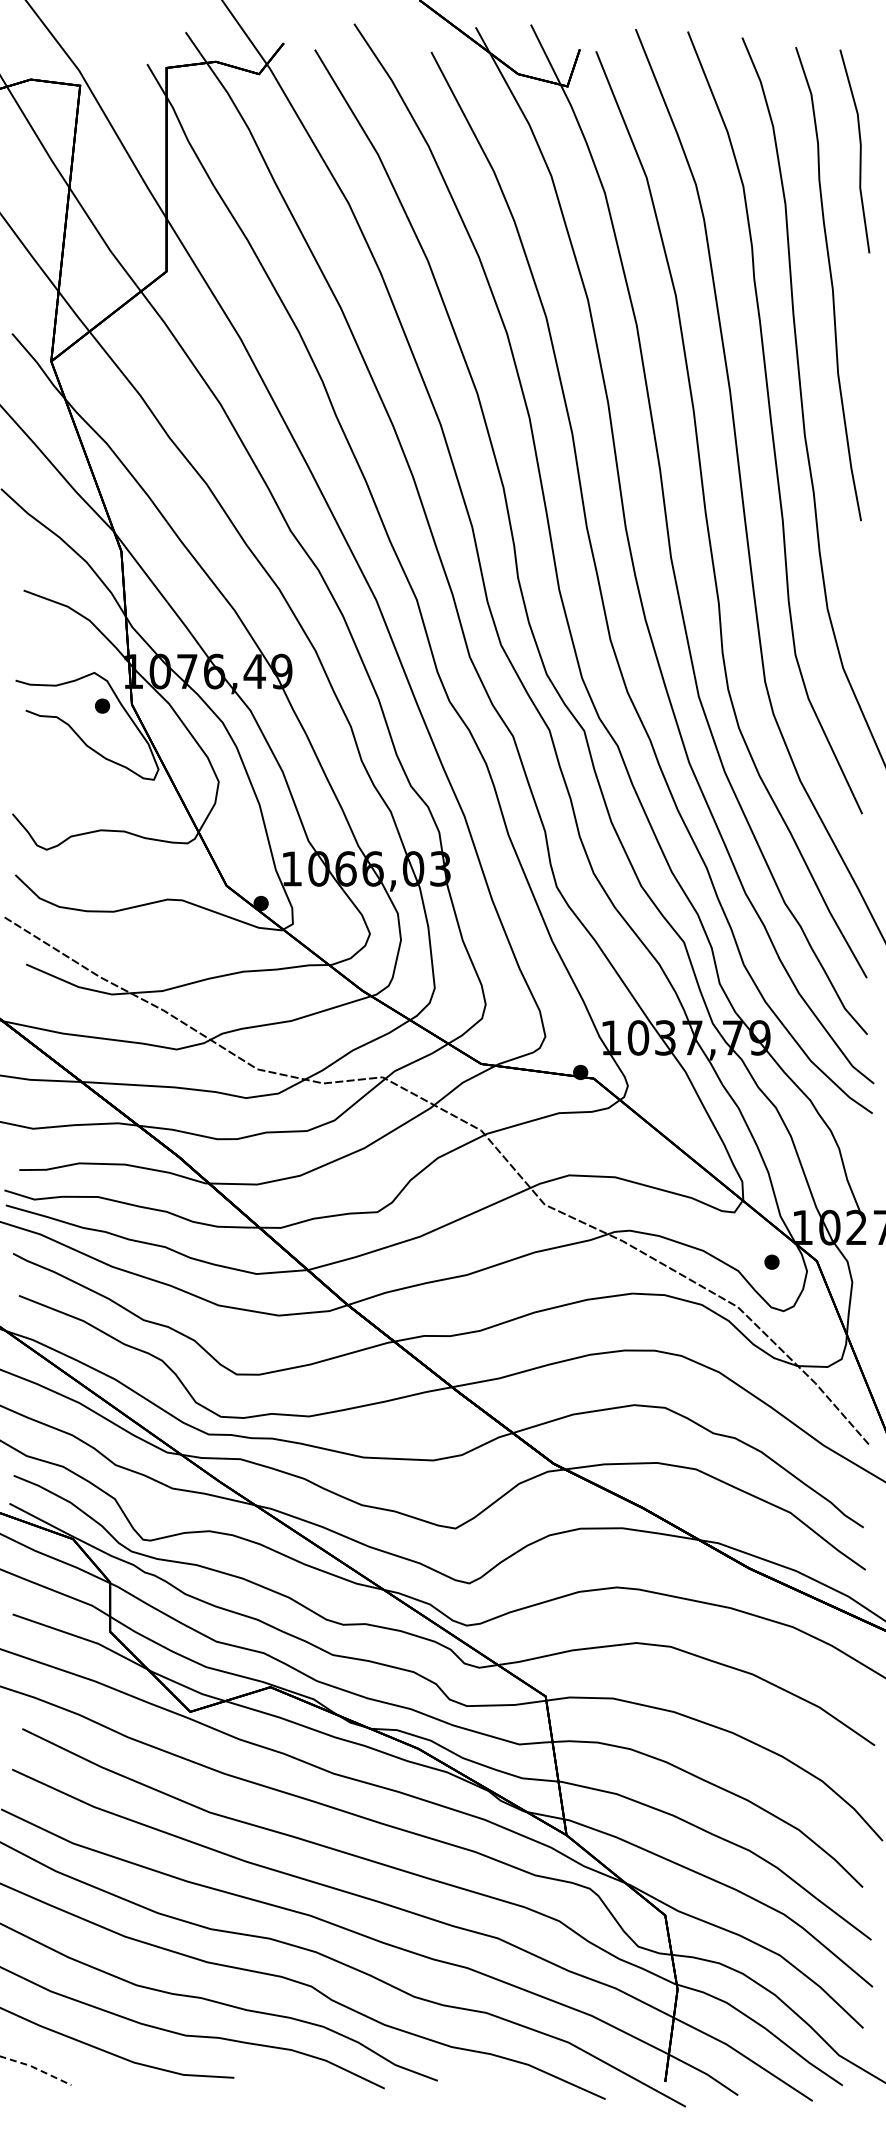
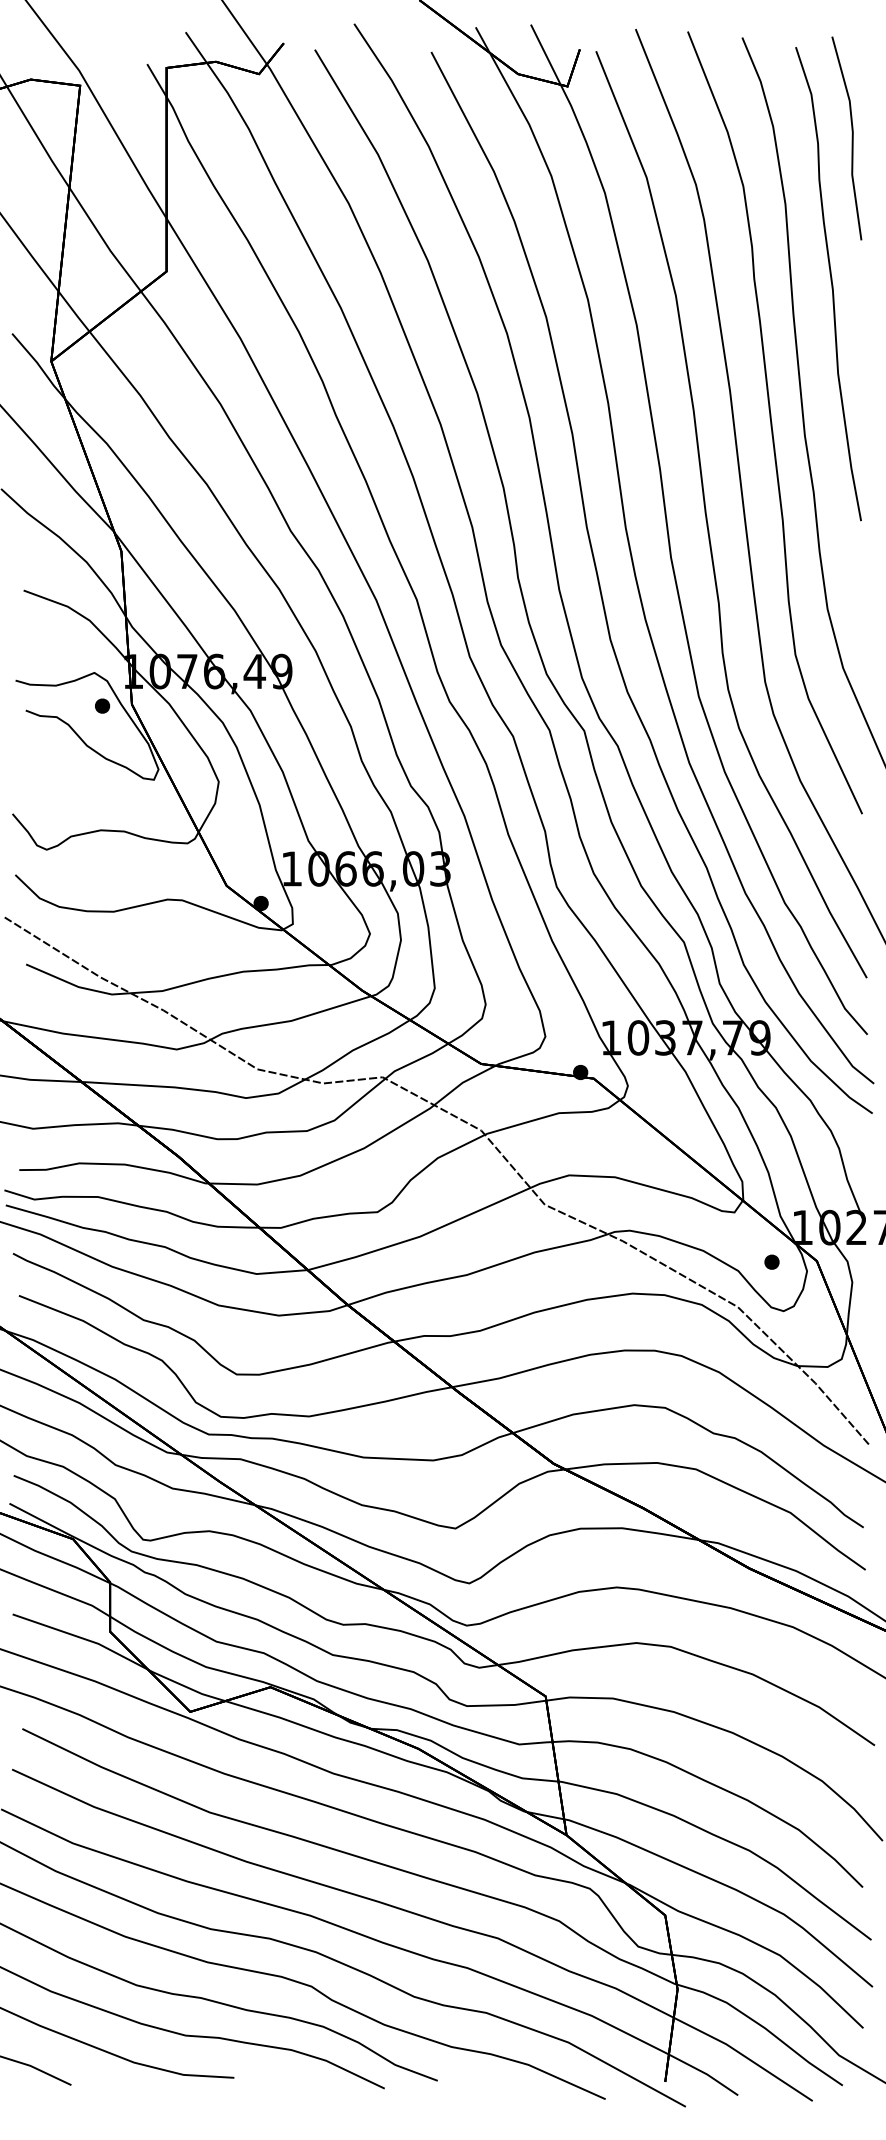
line position: (859, 151) -> (851, 138) (851, 138)
line: dashed -> solid (36, 2068)
